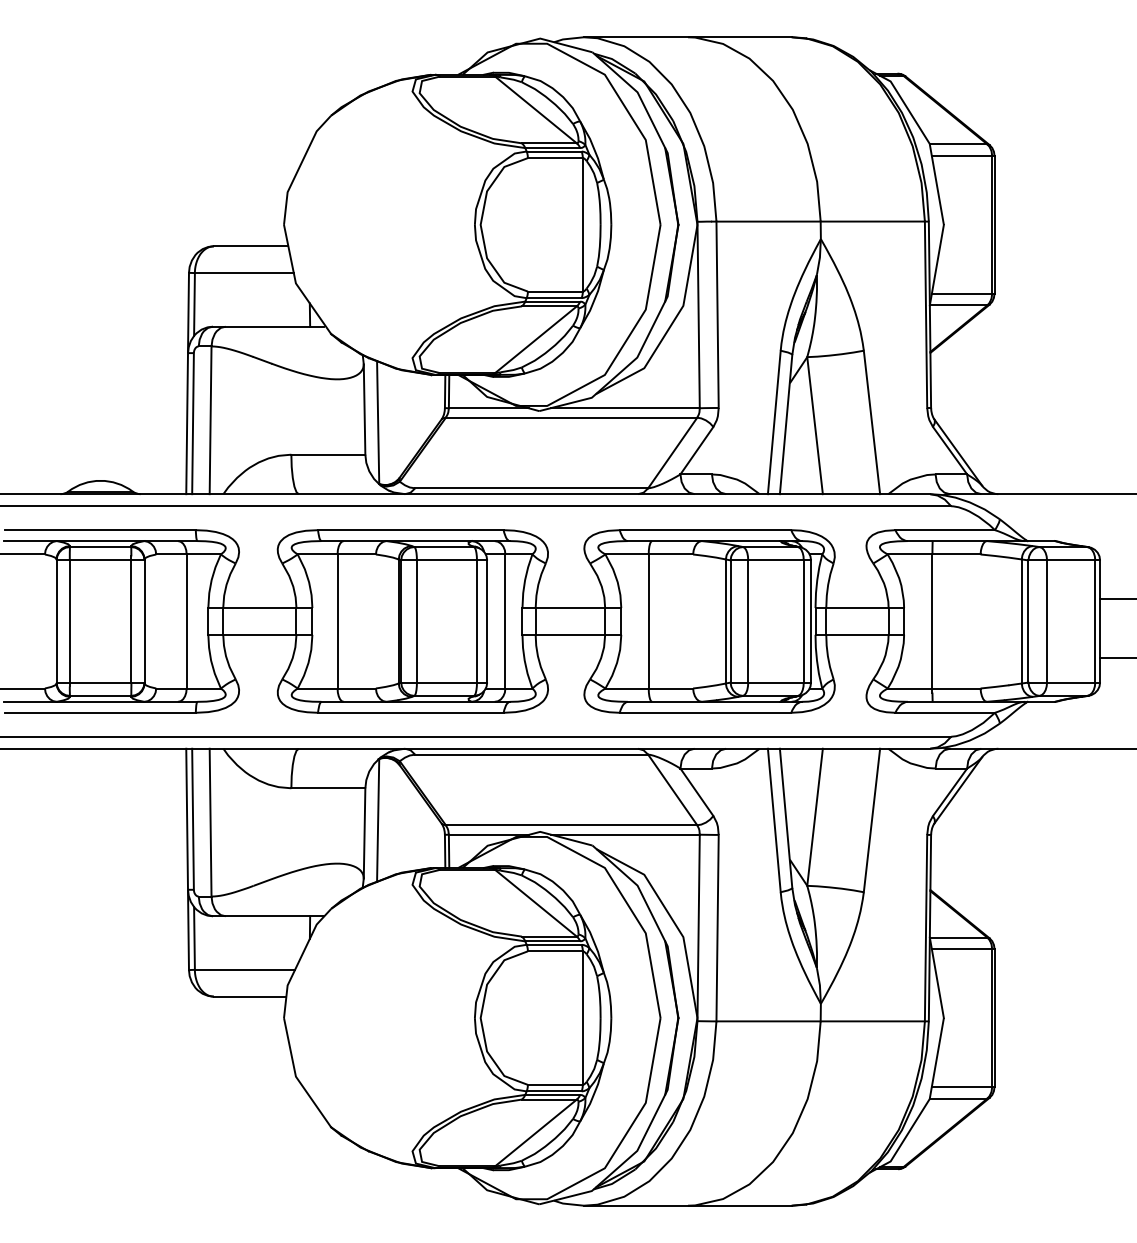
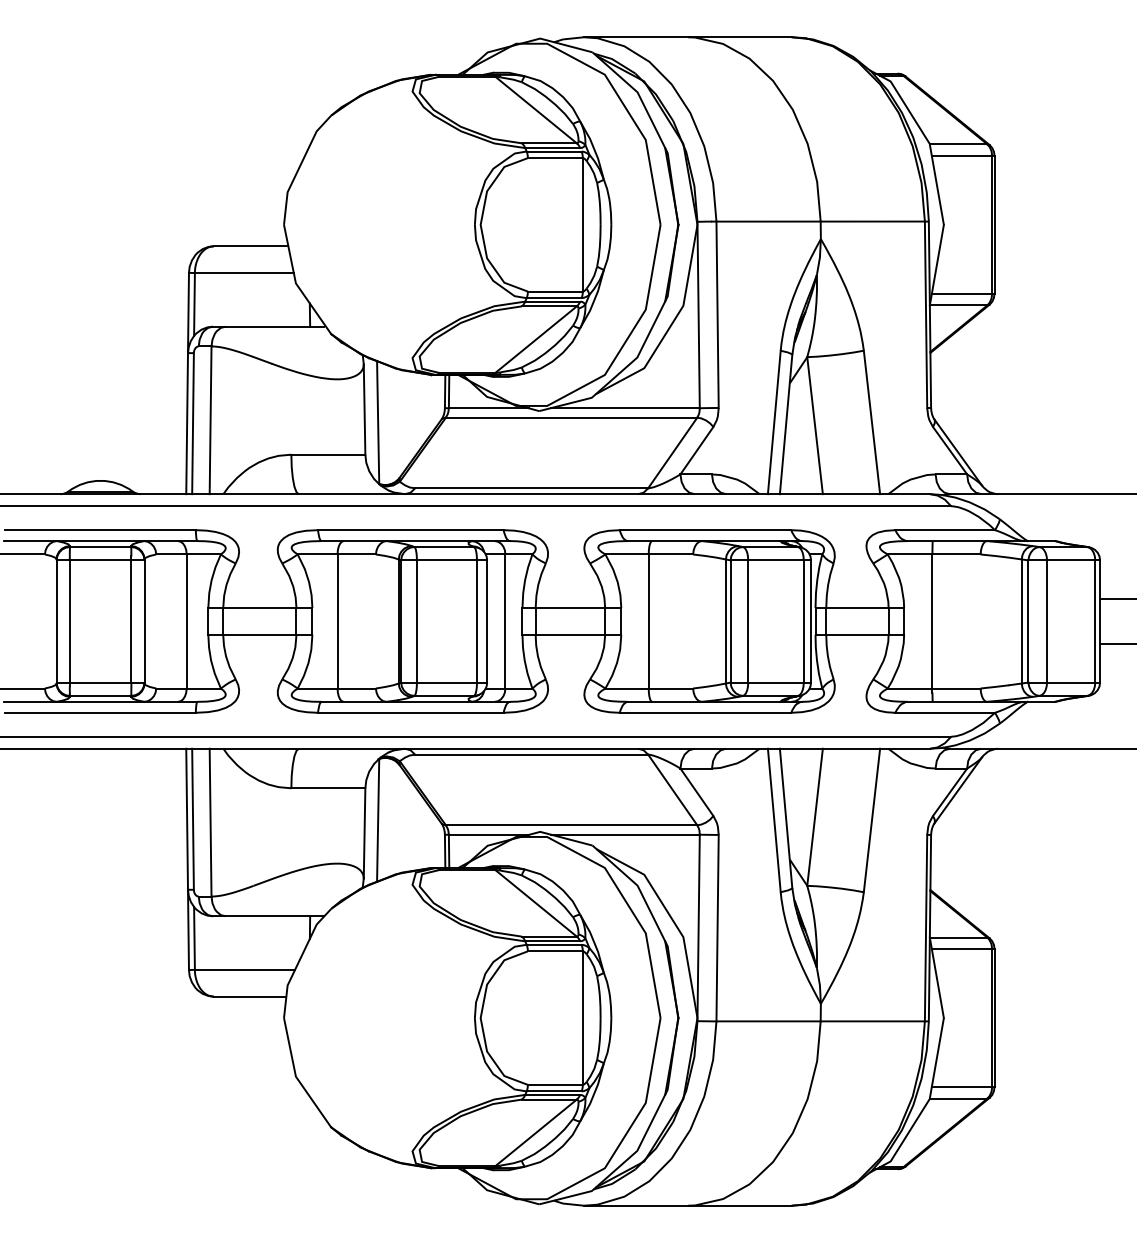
line position: (1116, 658) -> (1116, 644) (1116, 644)
